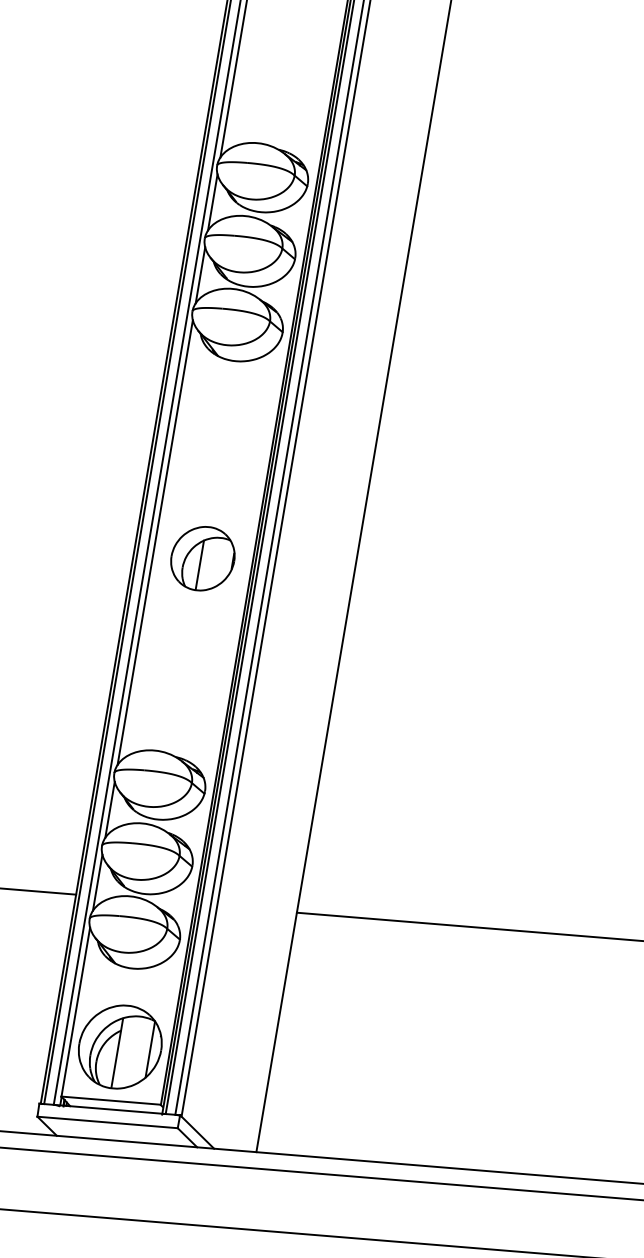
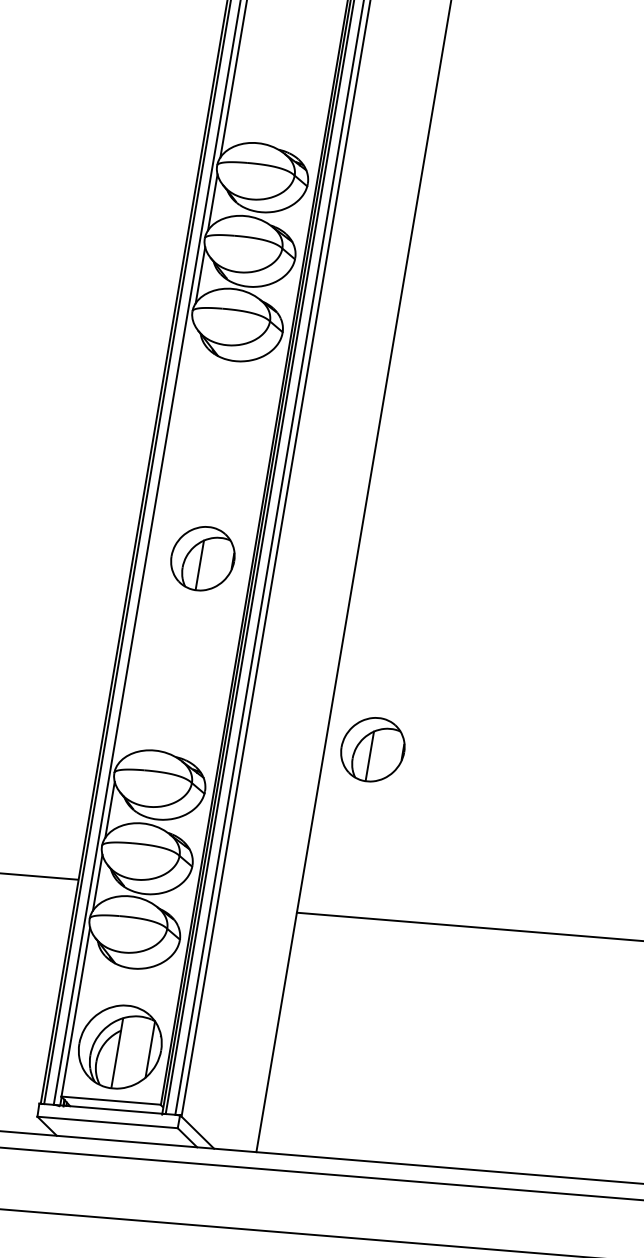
line: present -> none (154, 542)
part: none -> present (372, 749)
line position: (39, 891) -> (39, 876) (39, 876)
